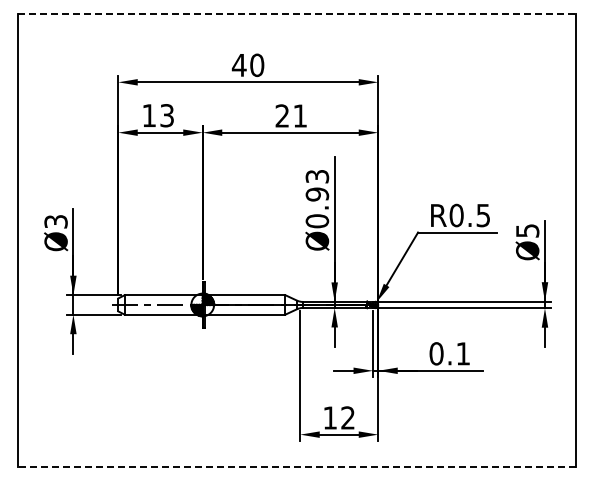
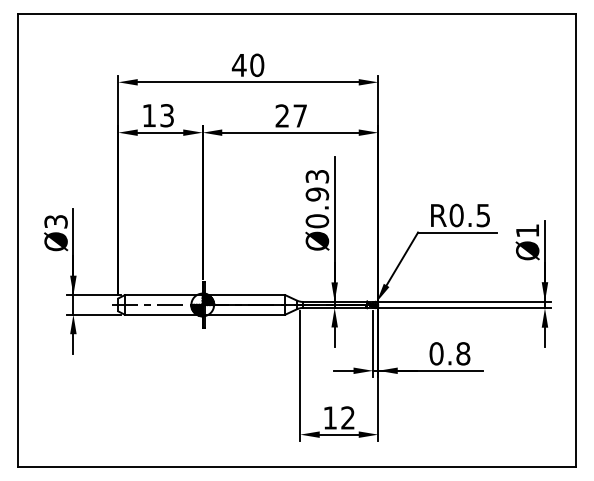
line: dashed -> solid (297, 14)
text: 21 -> 27 (299, 115)
text: Ø5 -> Ø1 (527, 230)
text: 0.1 -> 0.8 (463, 353)
line: dashed -> solid (296, 466)
